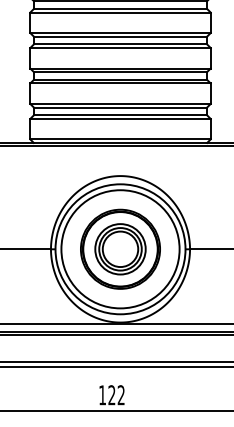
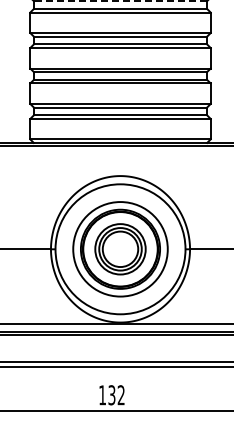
line: solid -> dashed (120, 1)
circle diameter: 118 px -> 95 px (120, 249)
text: 122 -> 132 (111, 395)
